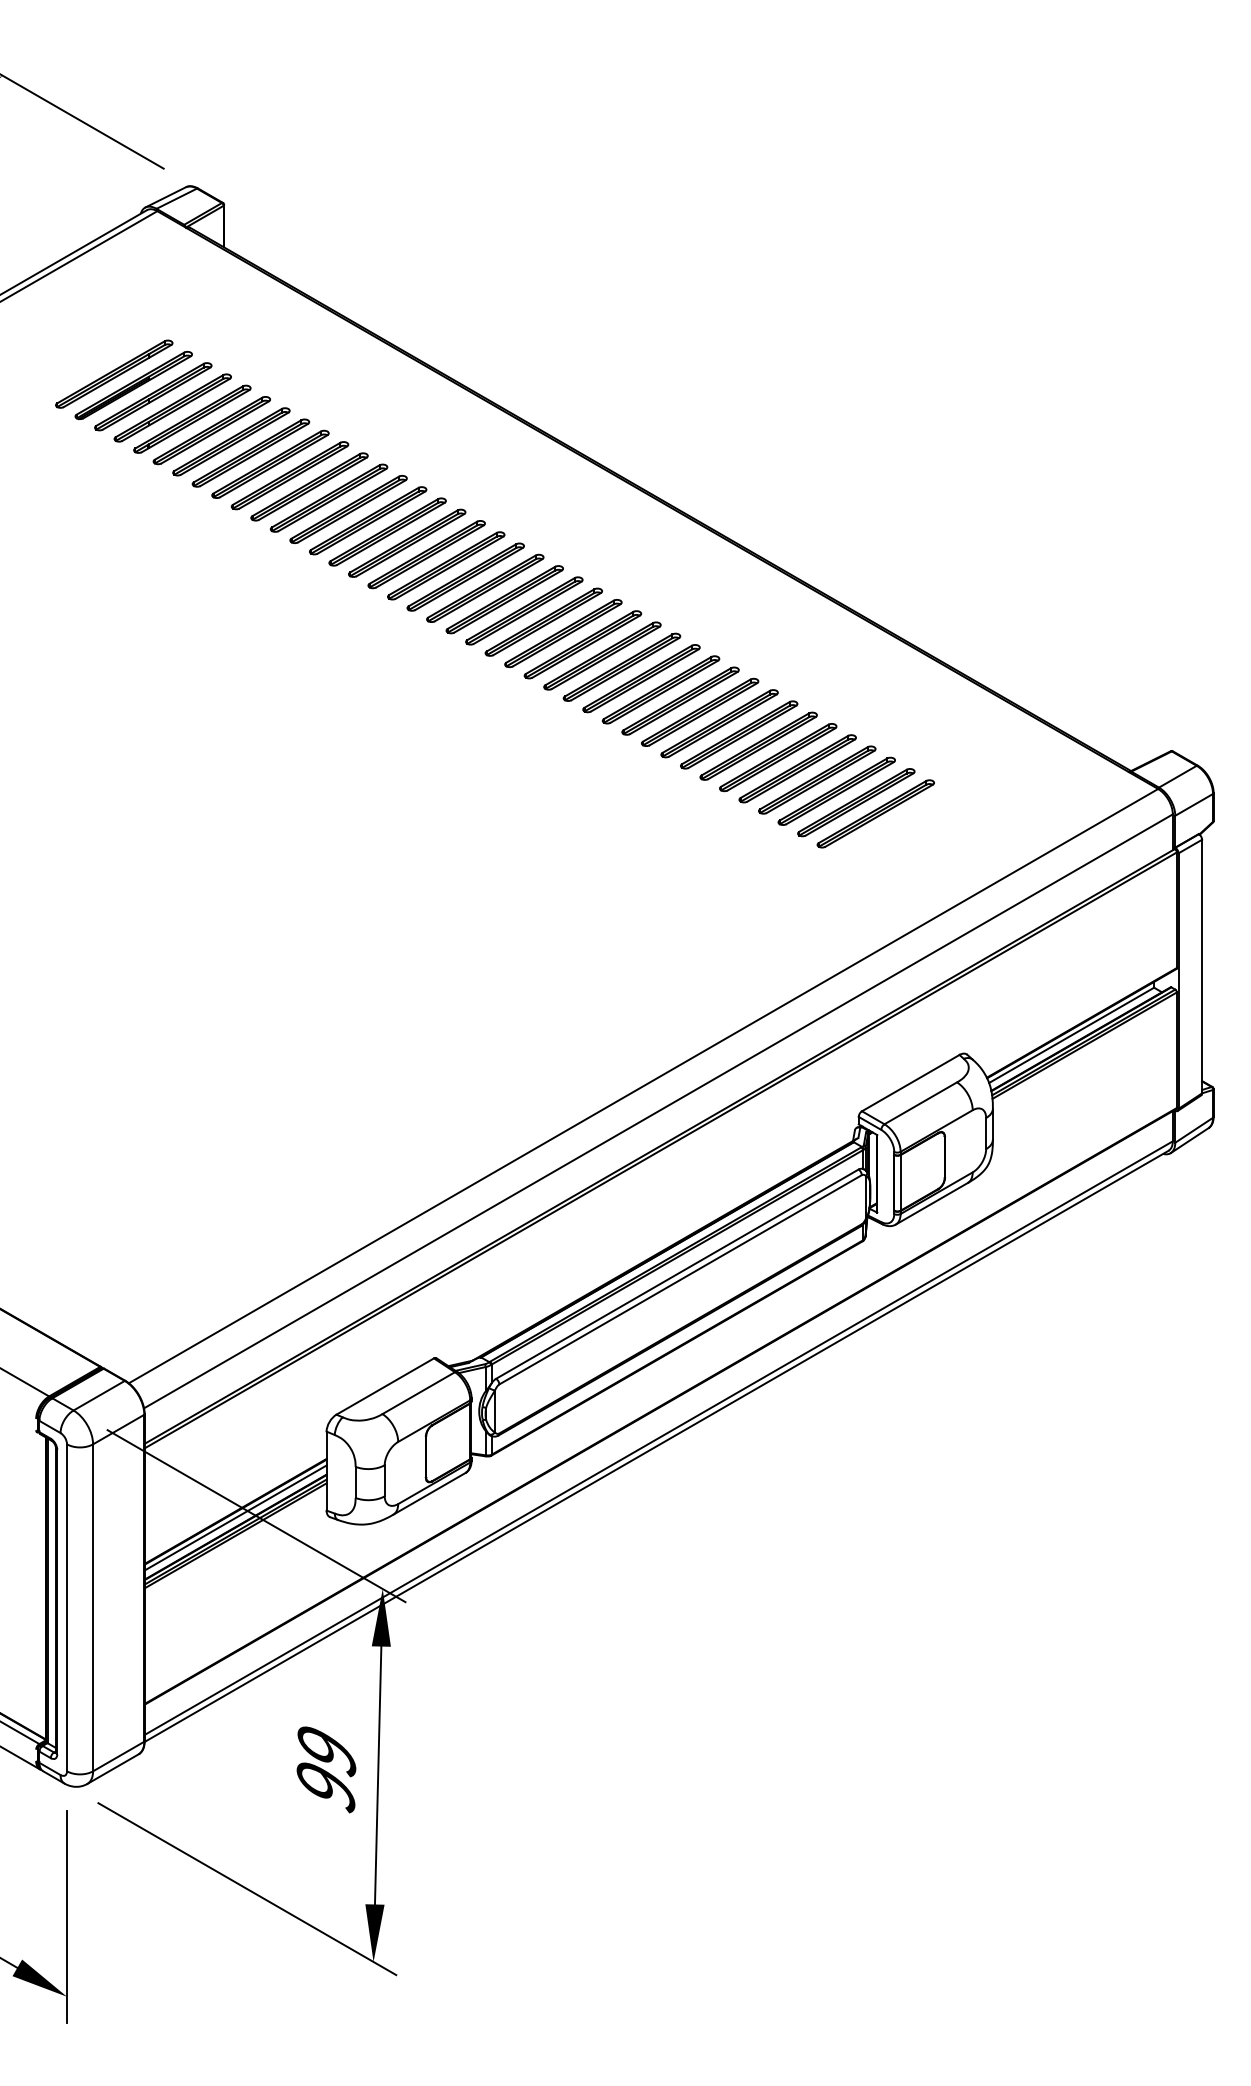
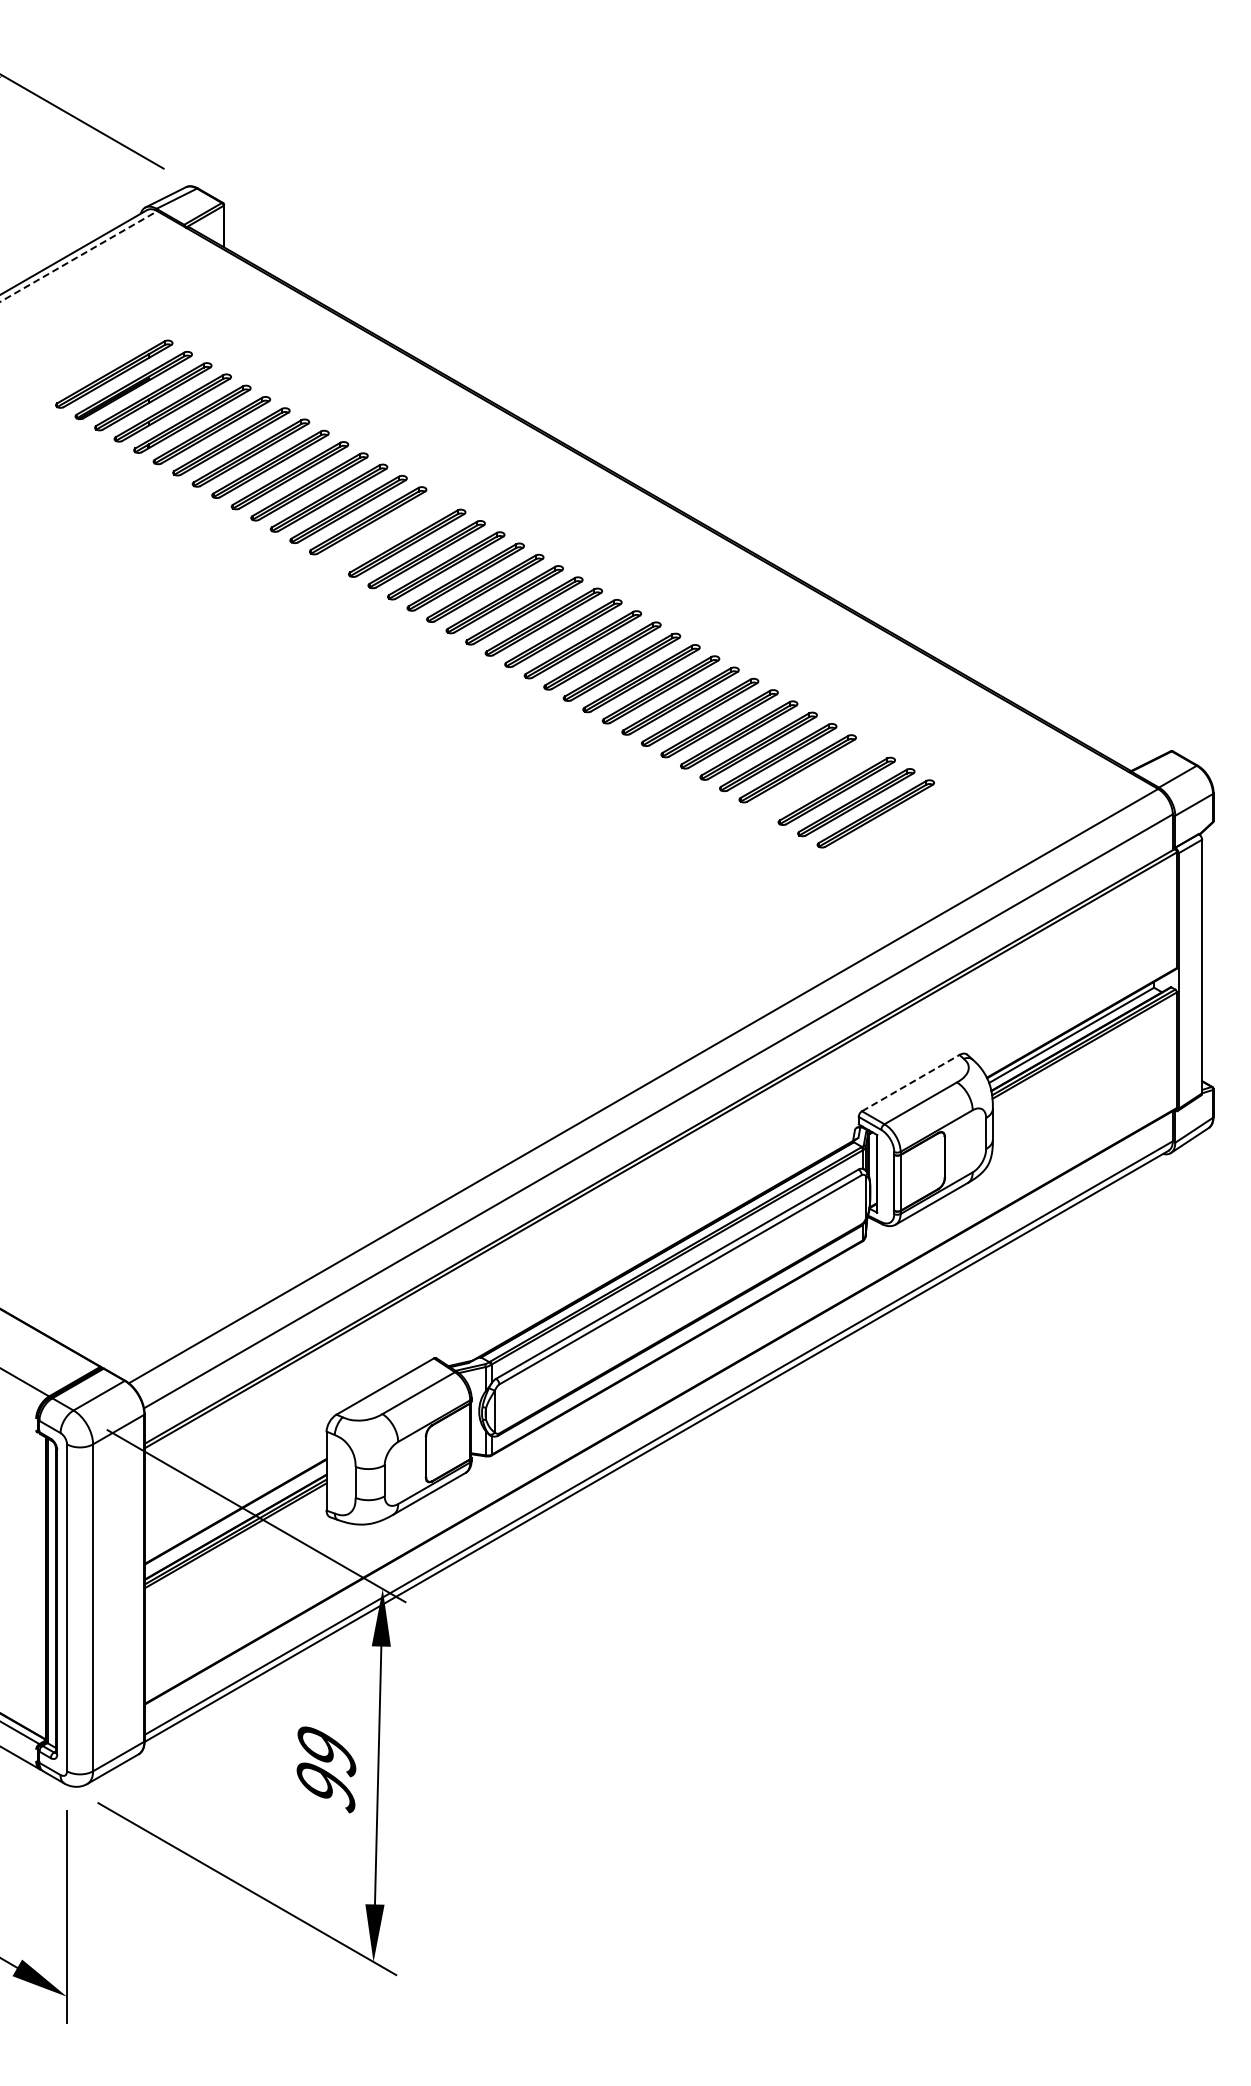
line: solid -> dashed (79, 256)
part: present -> none (387, 531)
part: present -> none (817, 779)
line: solid -> dashed (911, 1082)
line: present -> none (235, 1517)
